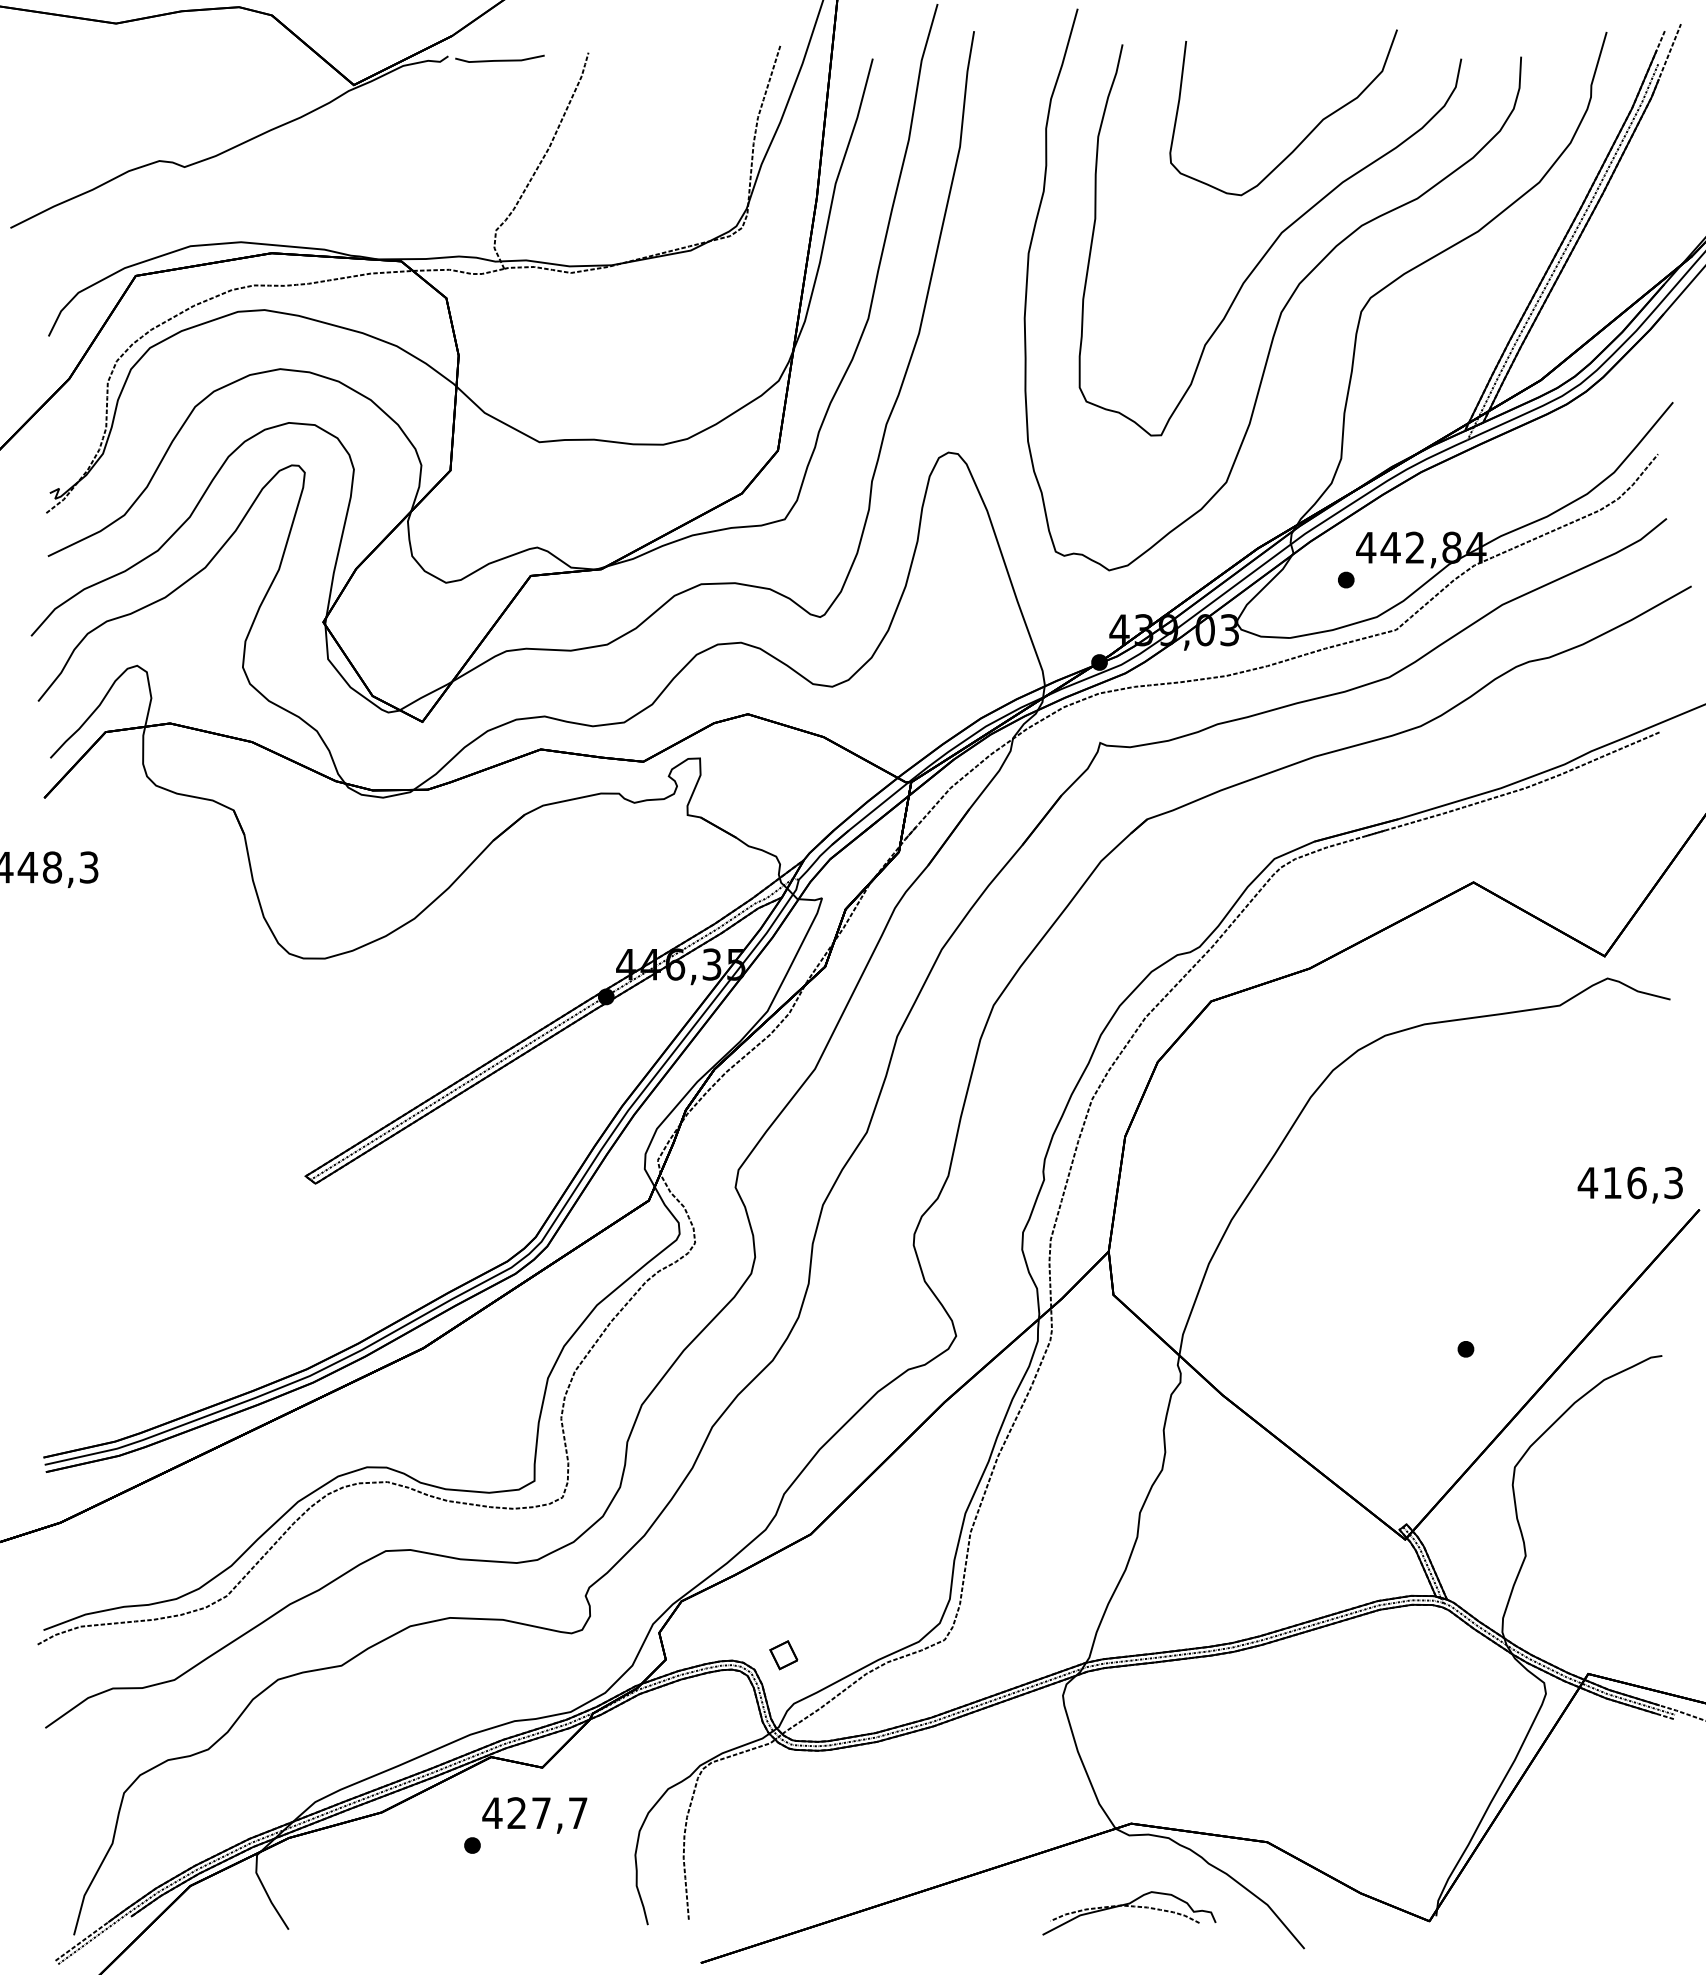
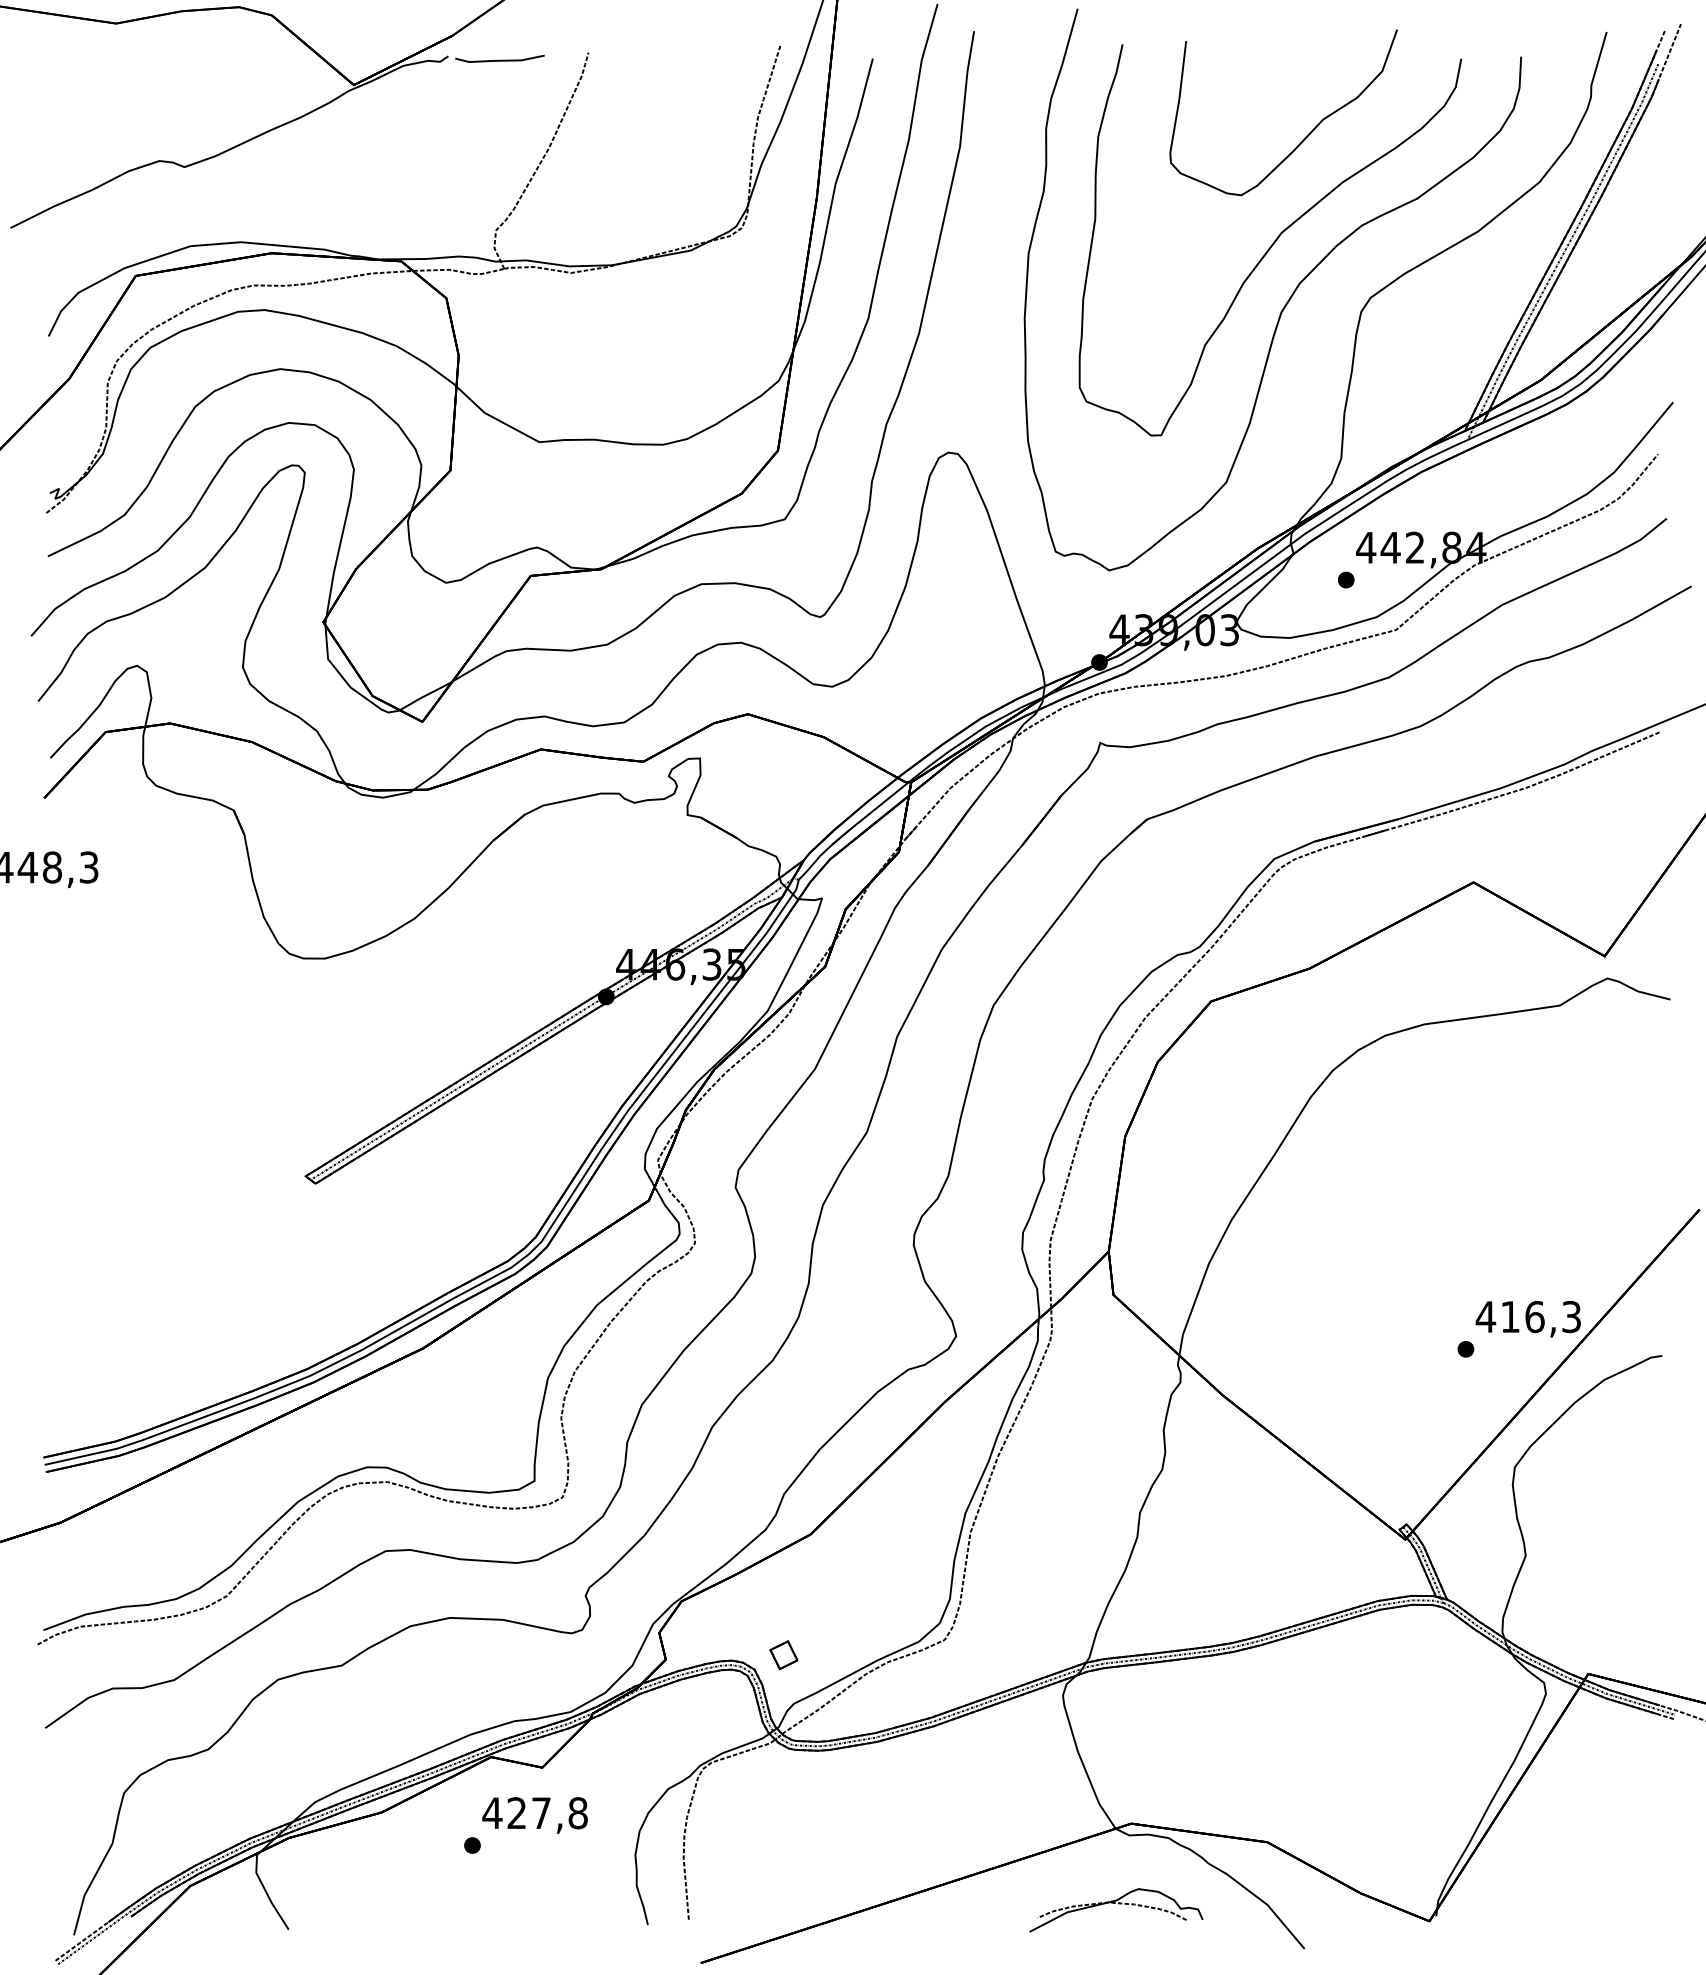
text position: (1629, 1184) -> (1527, 1318) (1527, 1318)
text: 427,7 -> 427,8 (577, 1813)
part position: (1131, 1907) -> (1118, 1904) (1118, 1904)
